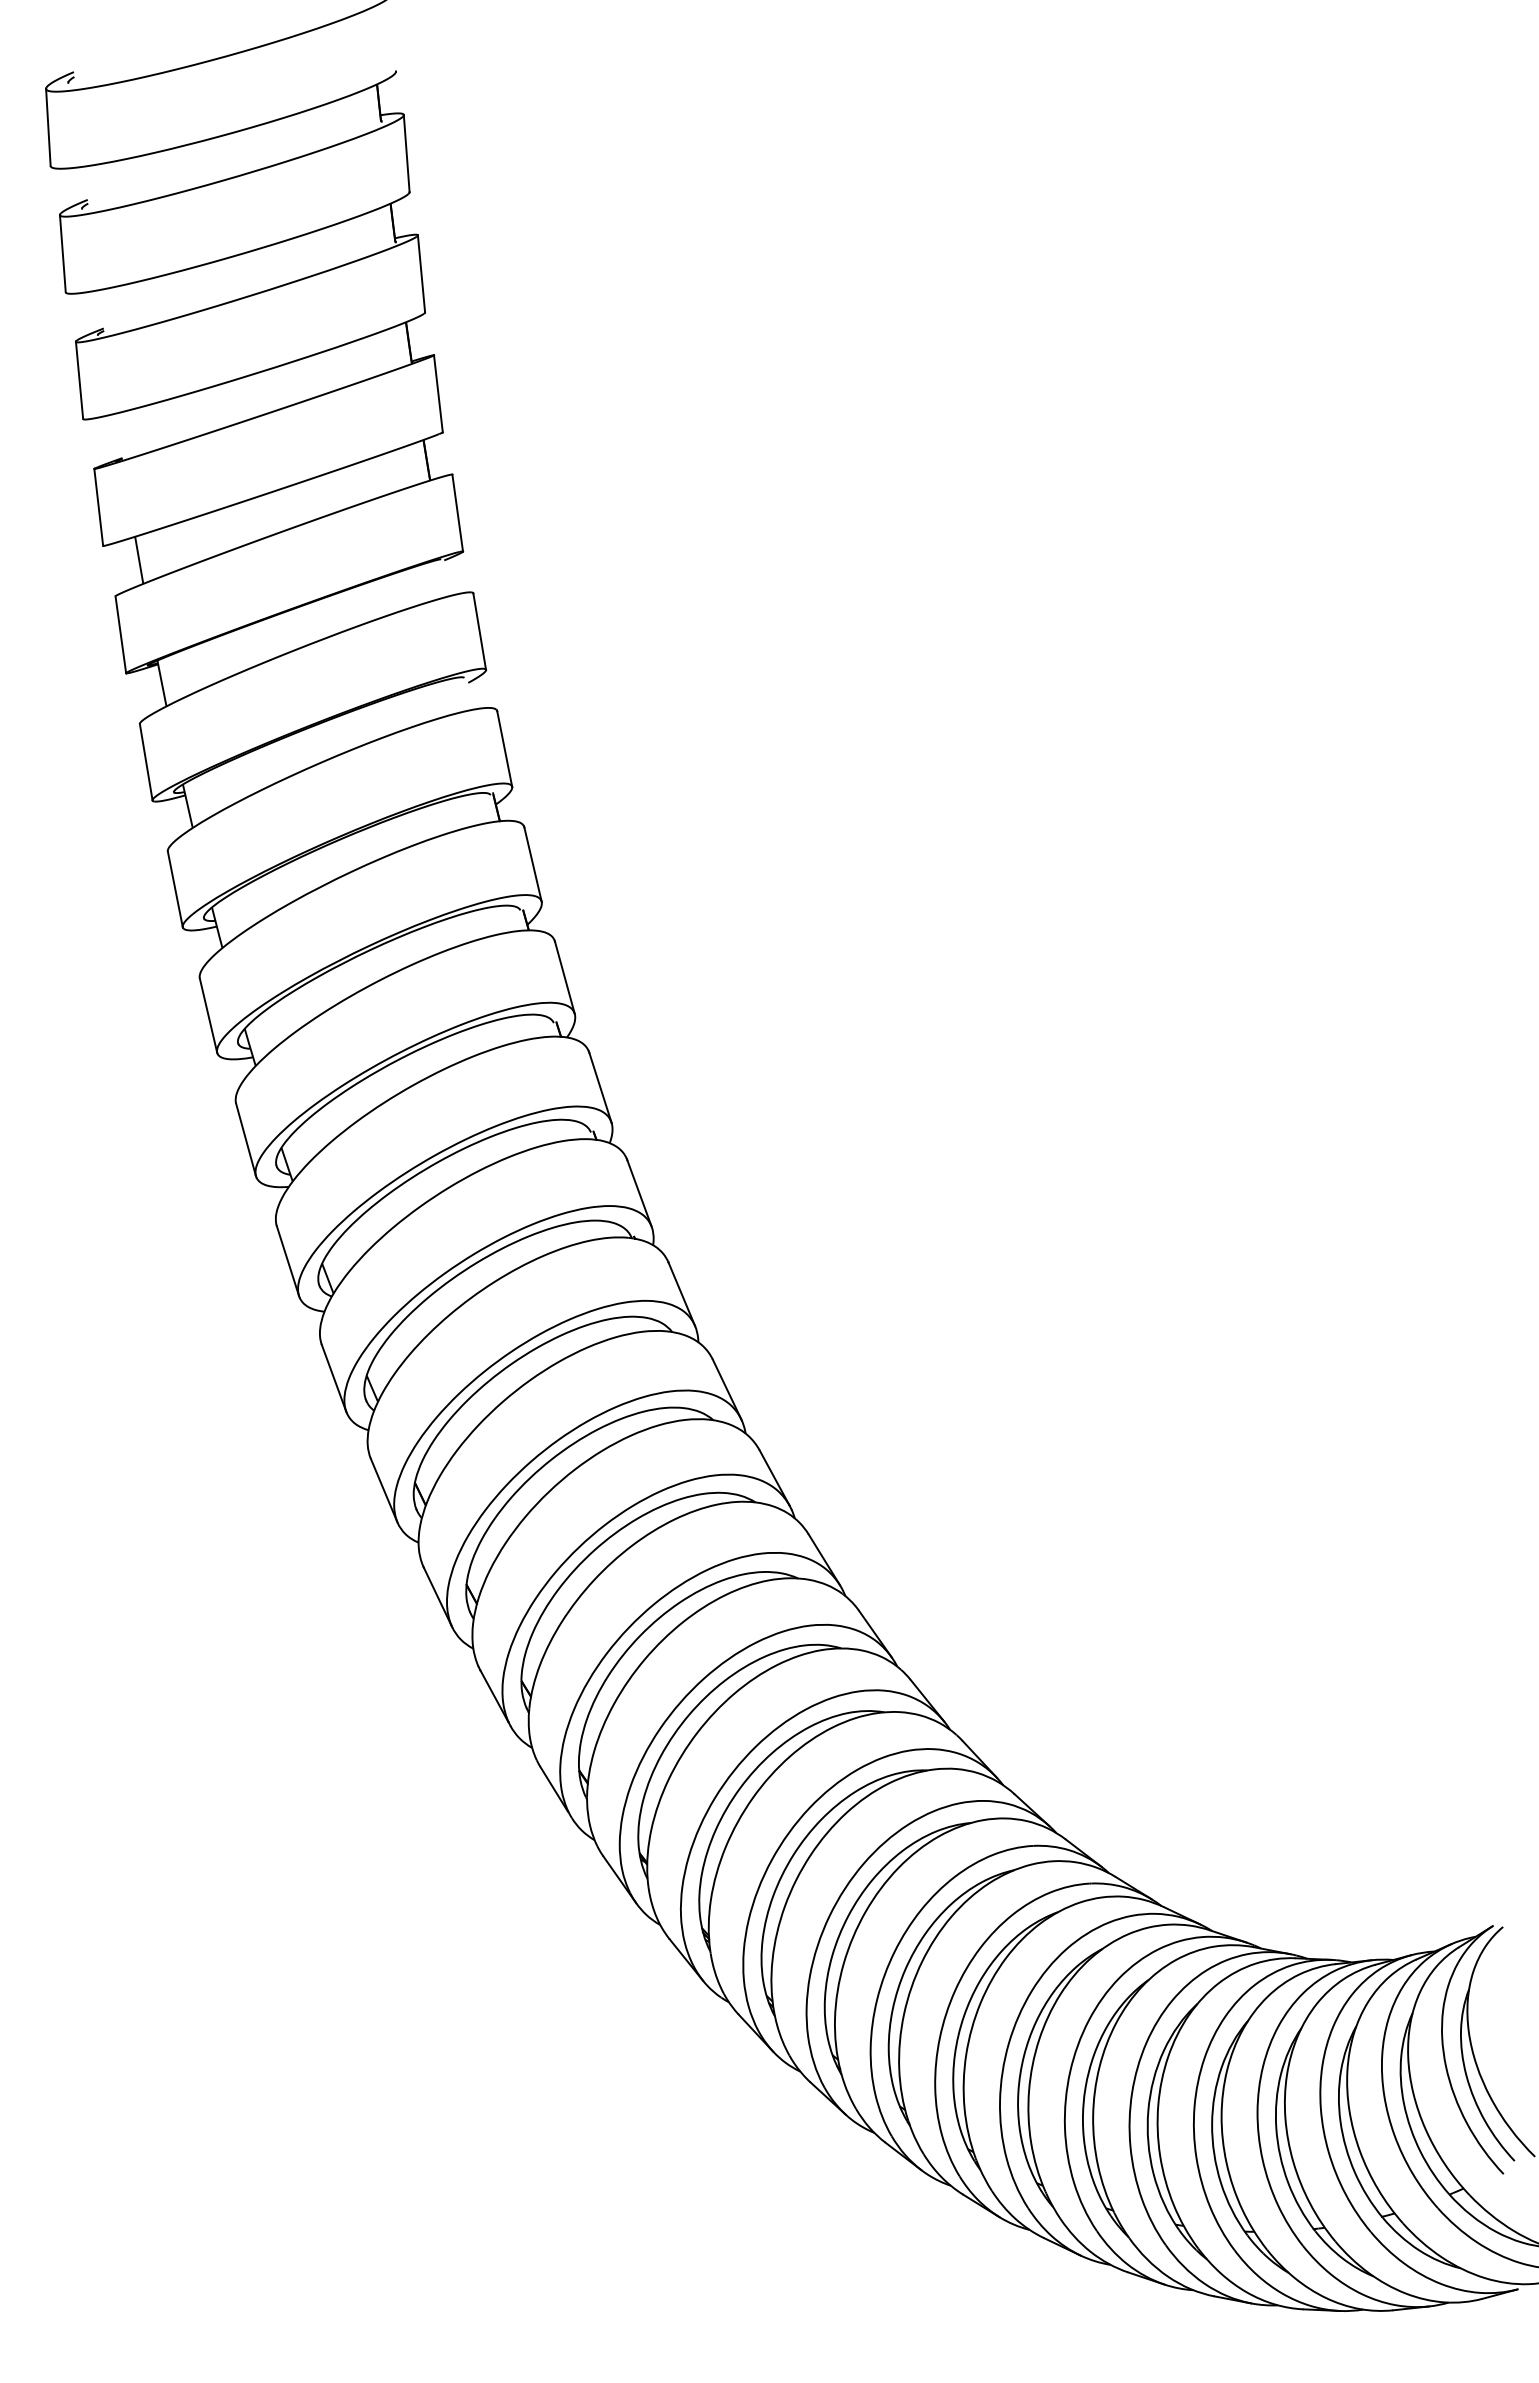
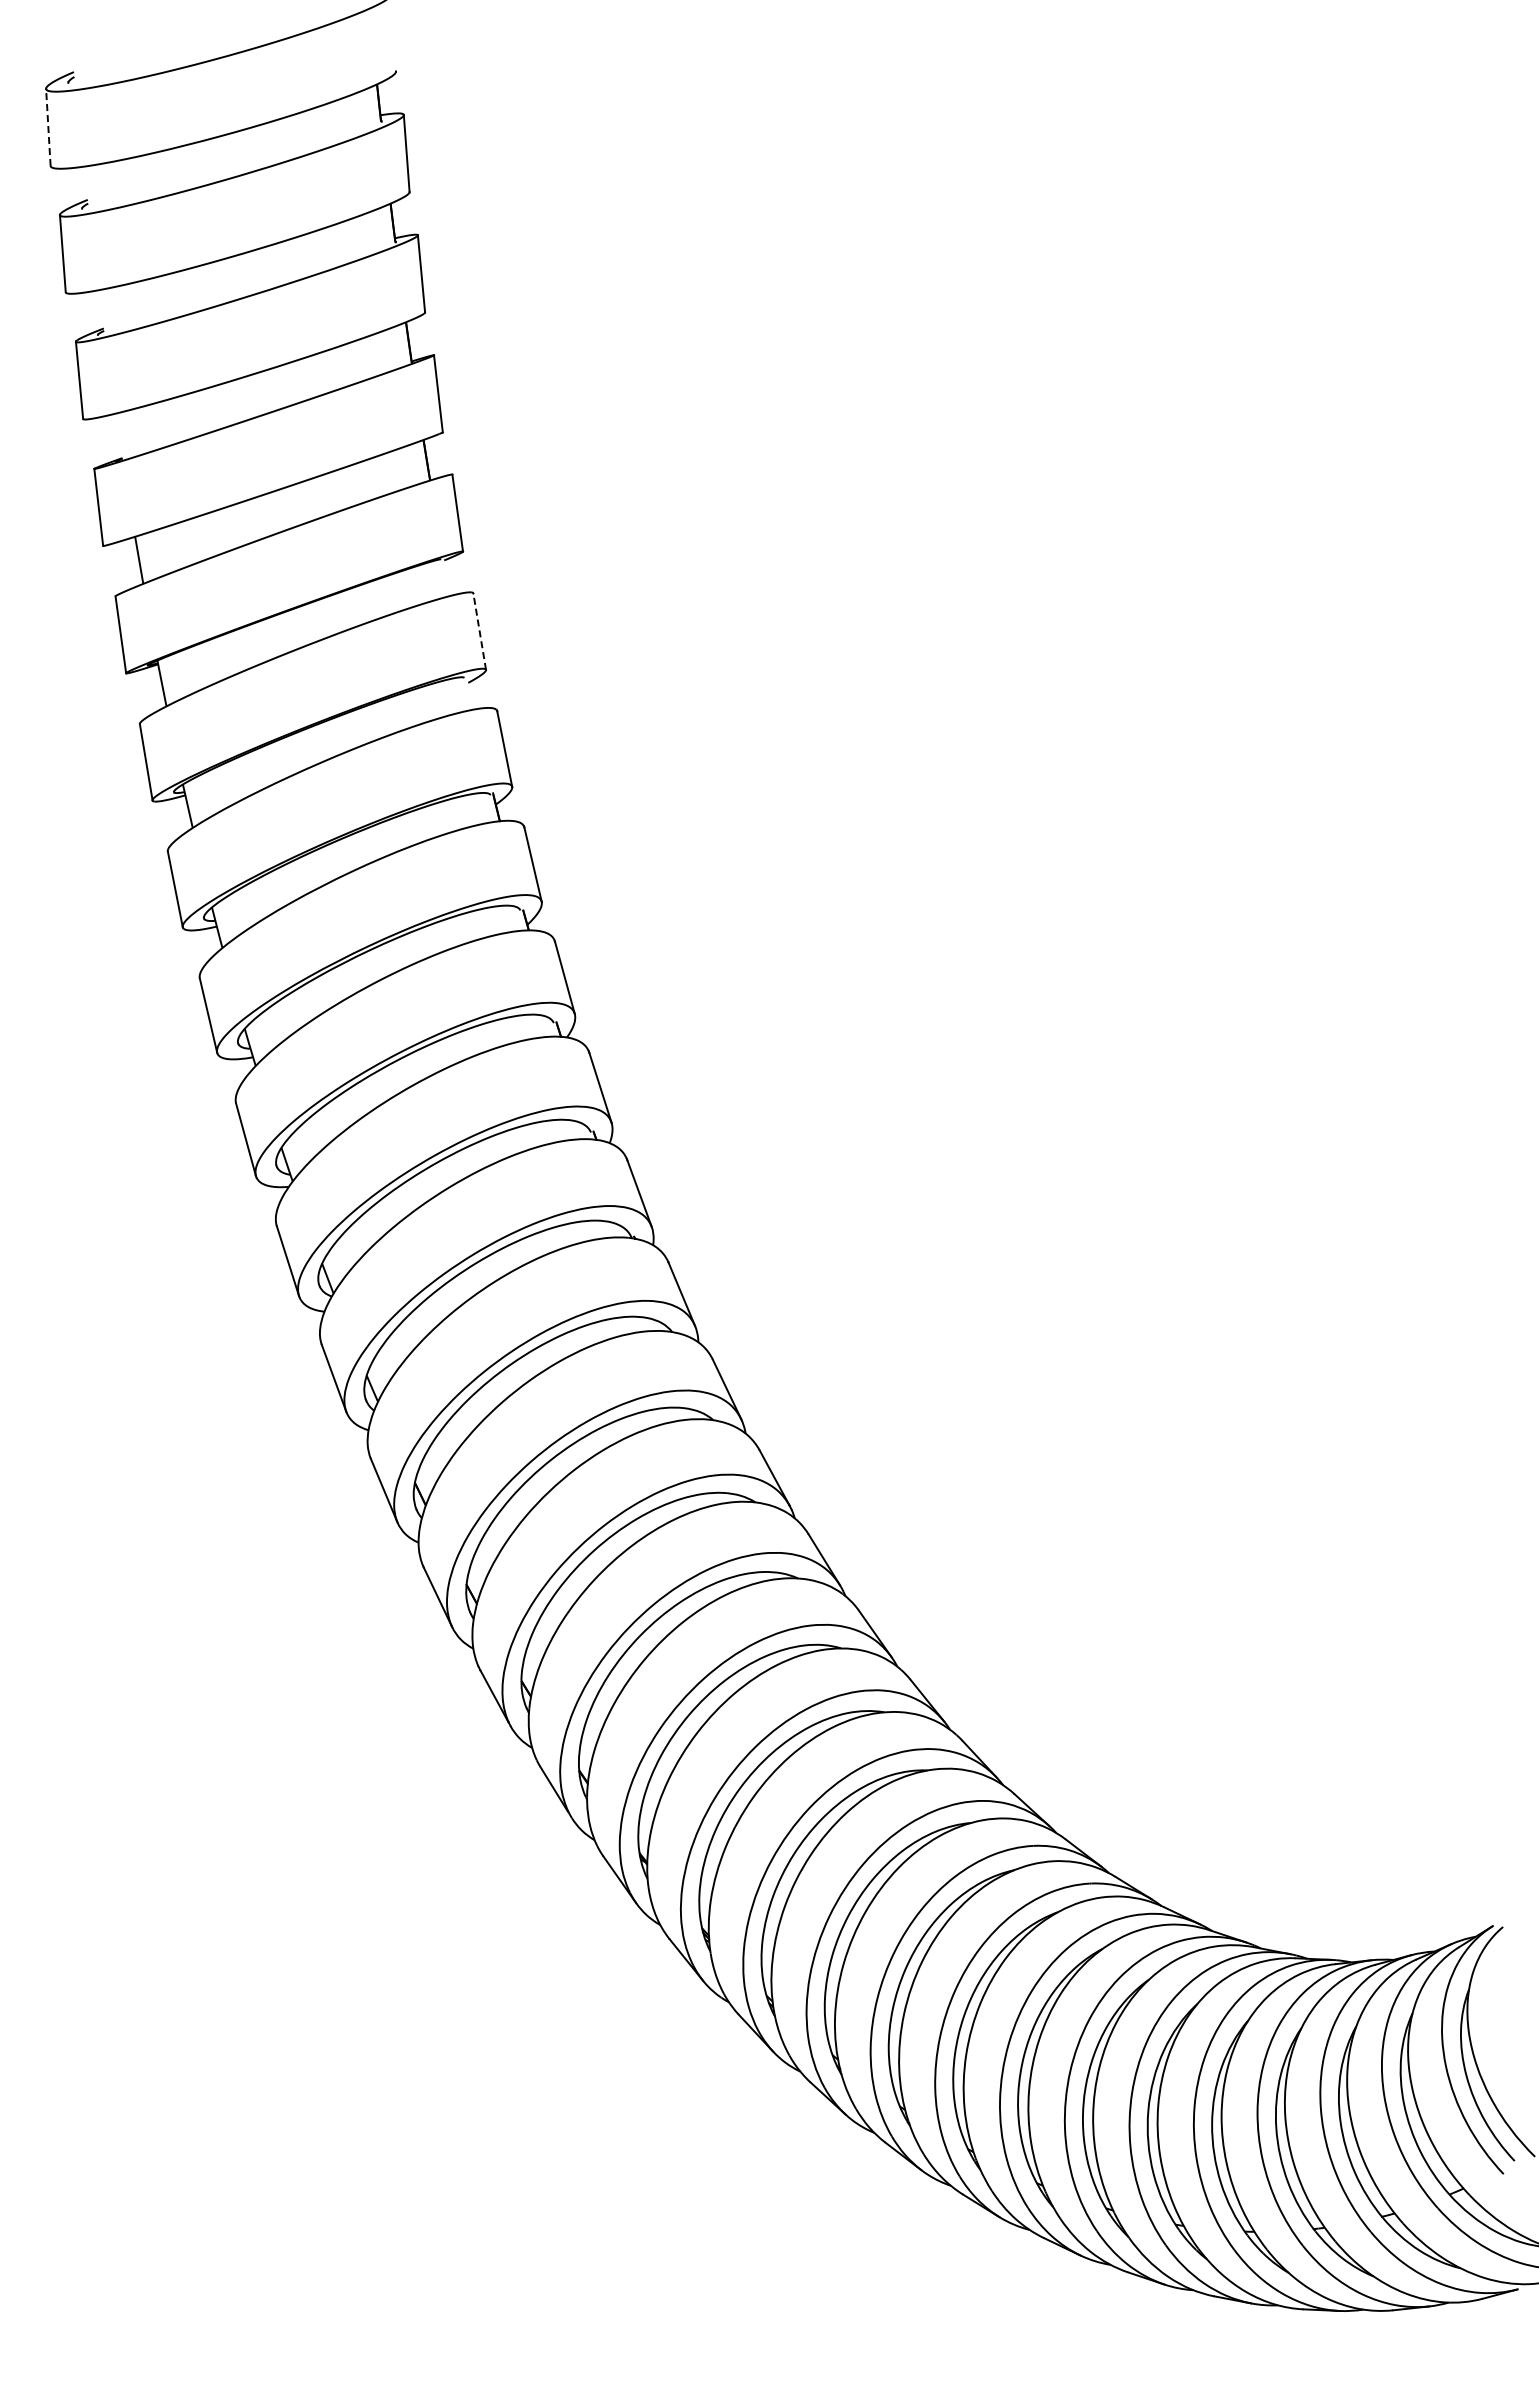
line: solid -> dashed (48, 127)
line: solid -> dashed (479, 631)
